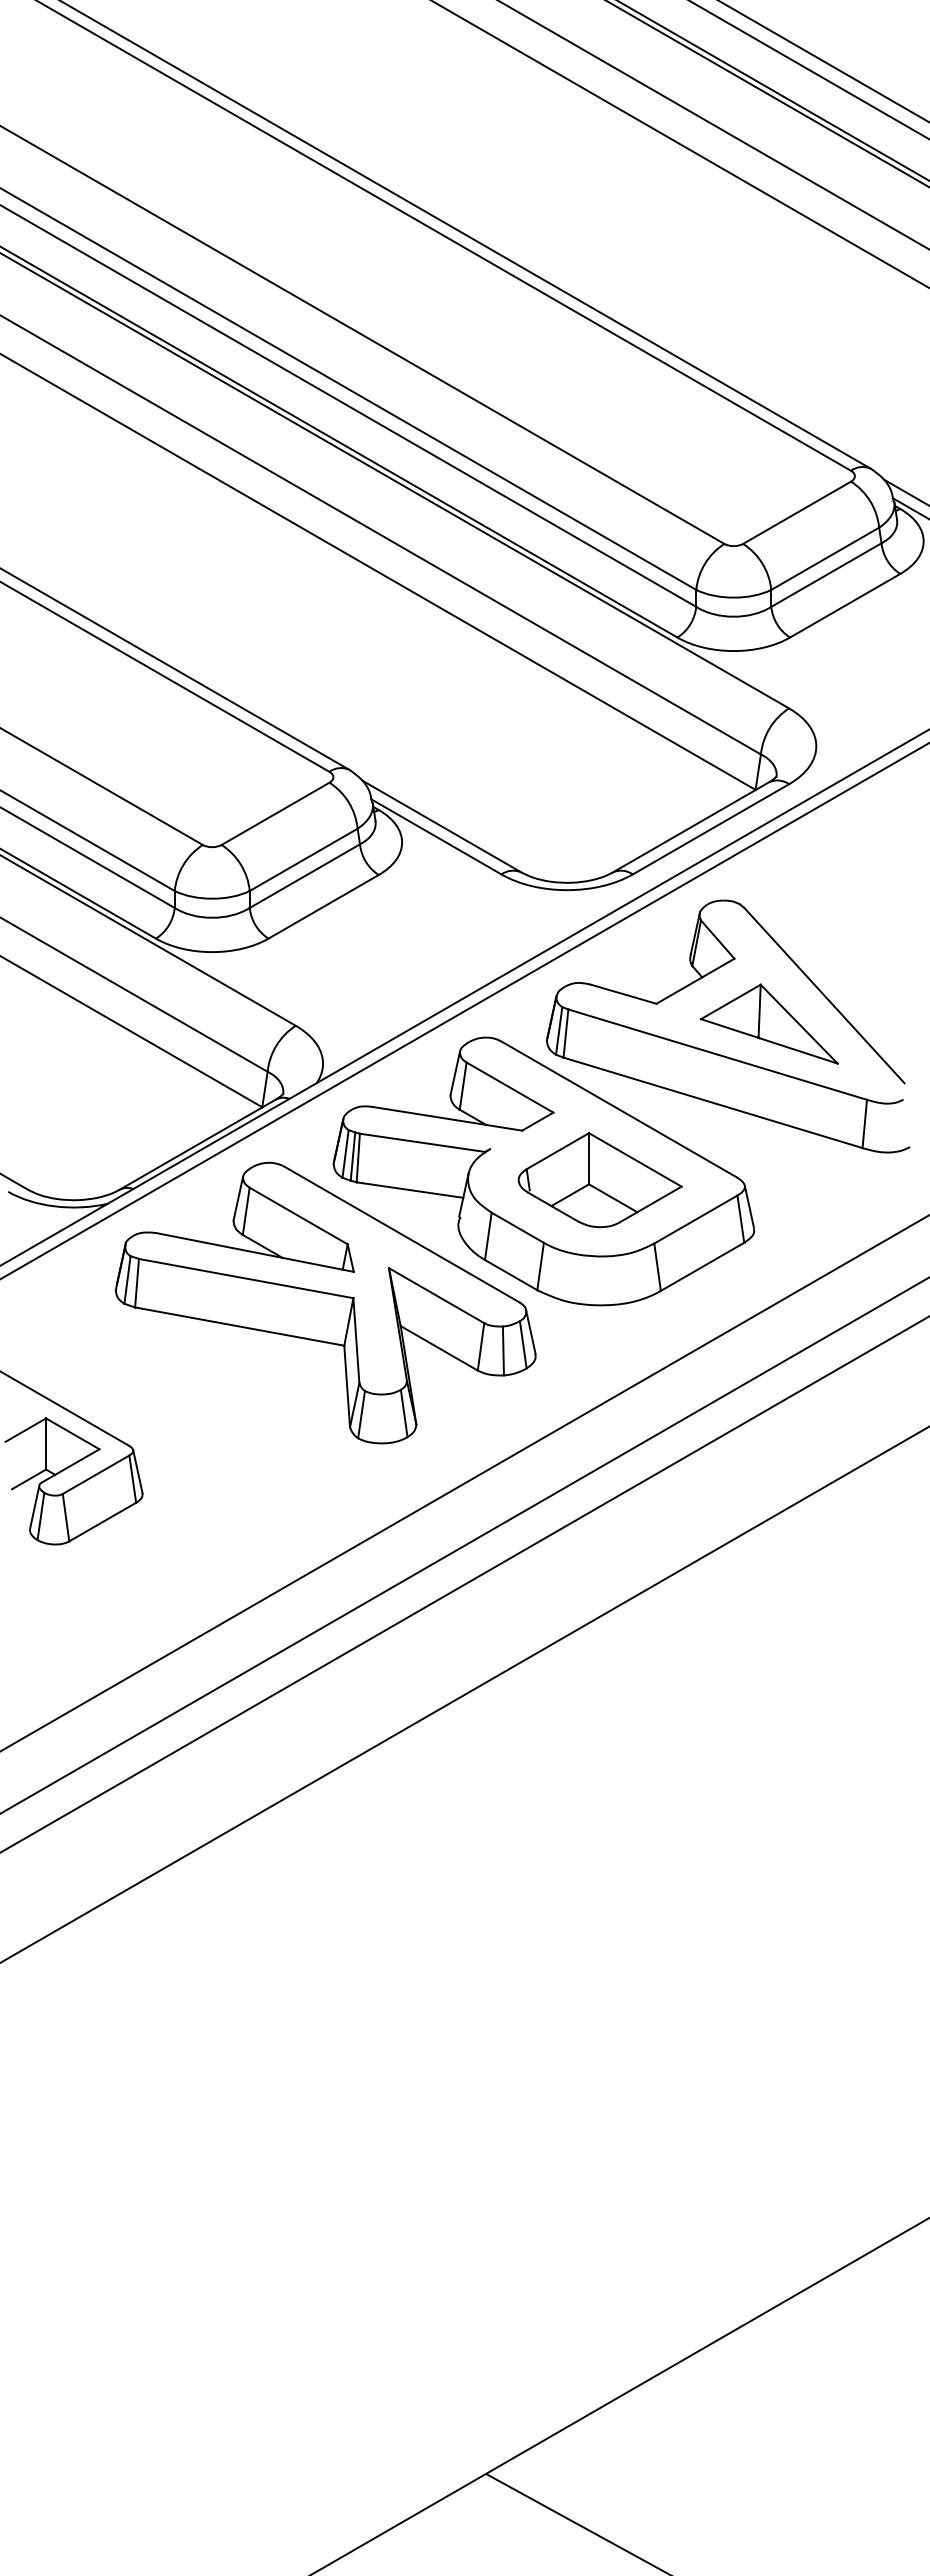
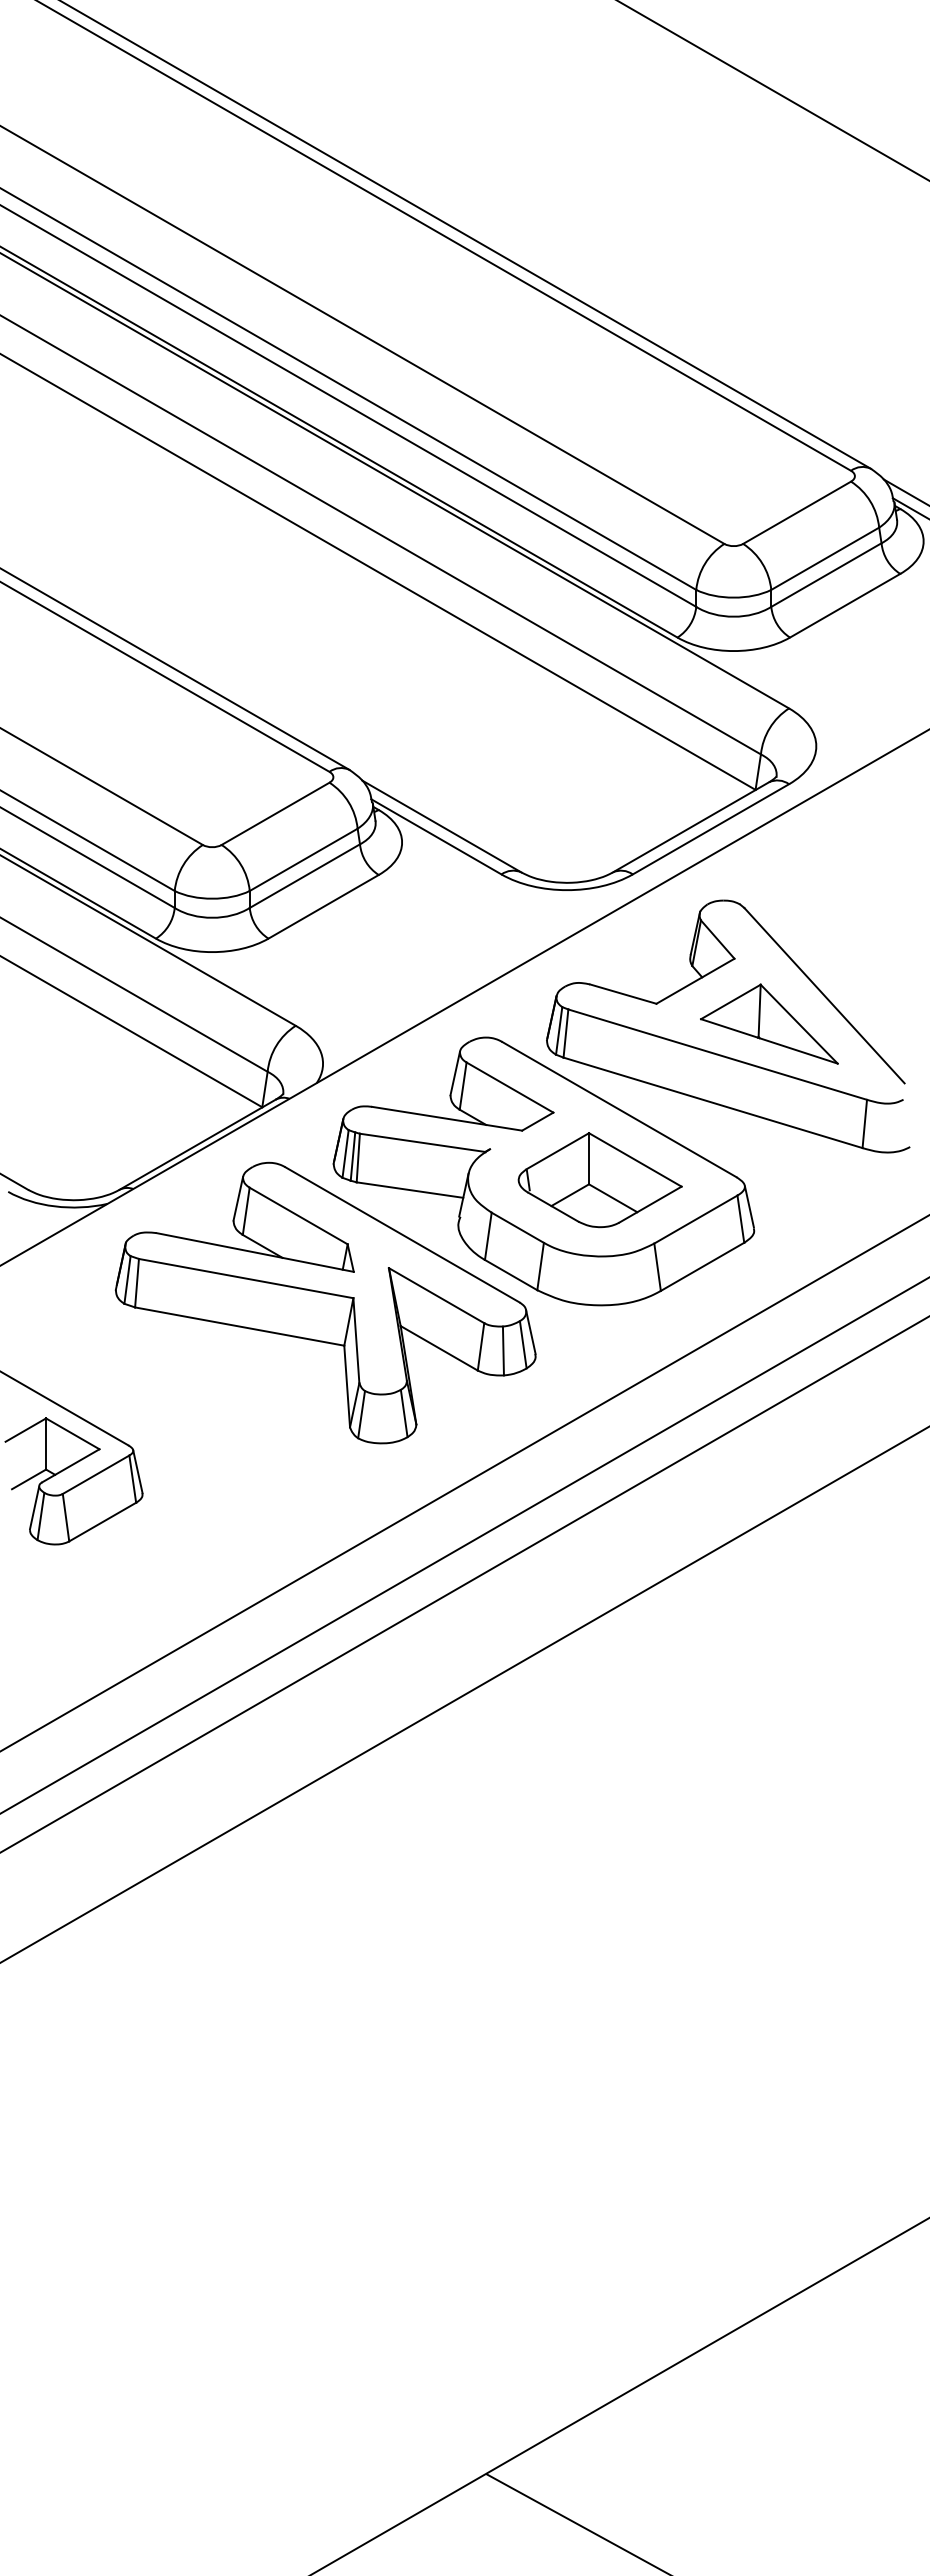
line: present -> none (823, 61)
line: present -> none (809, 69)
line: present -> none (767, 93)
line: present -> none (713, 124)
line: present -> none (680, 144)
line: present -> none (464, 1011)
